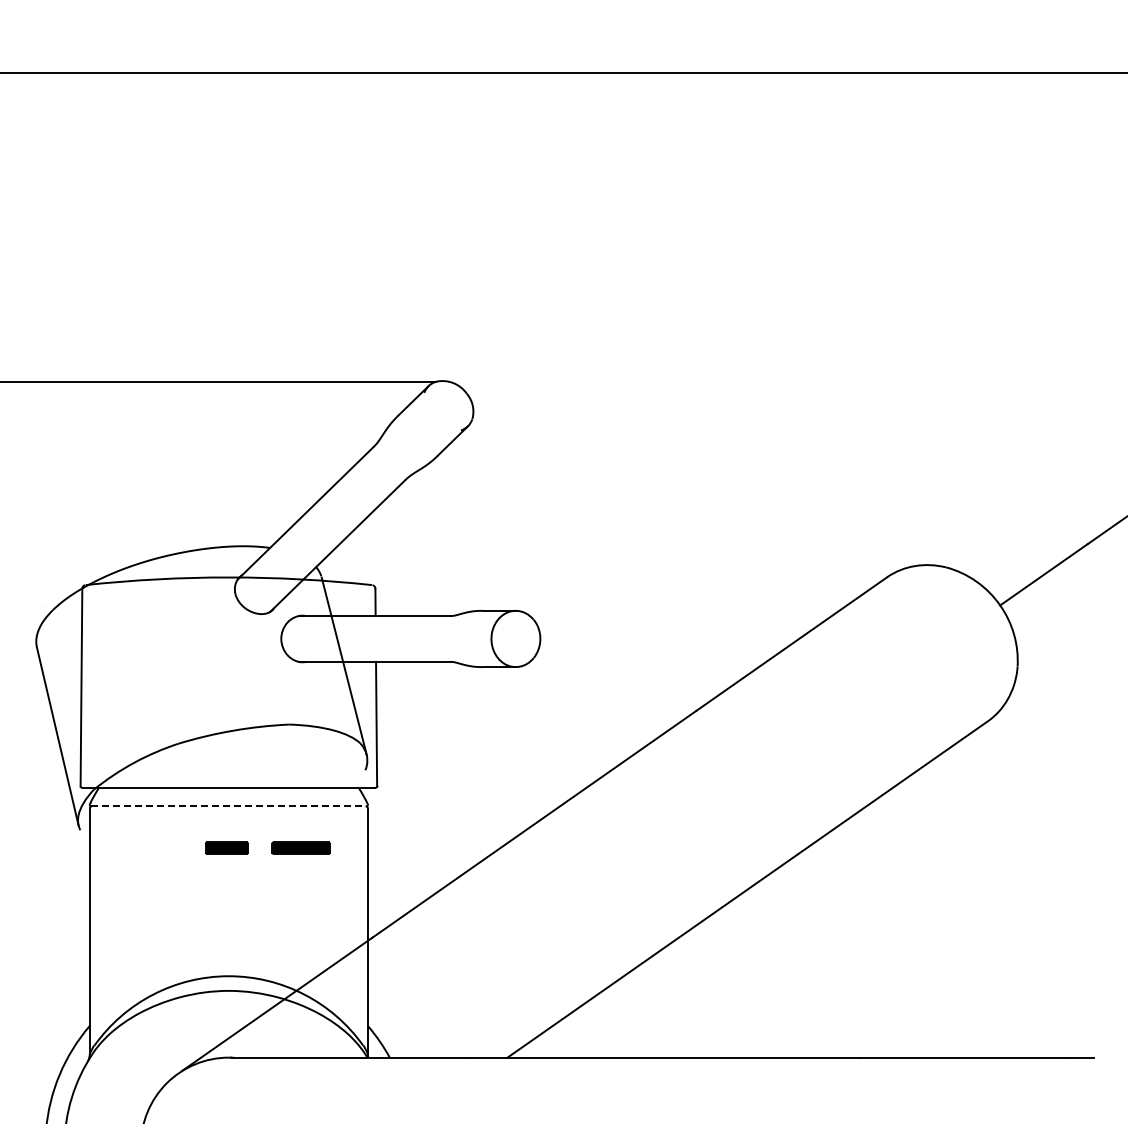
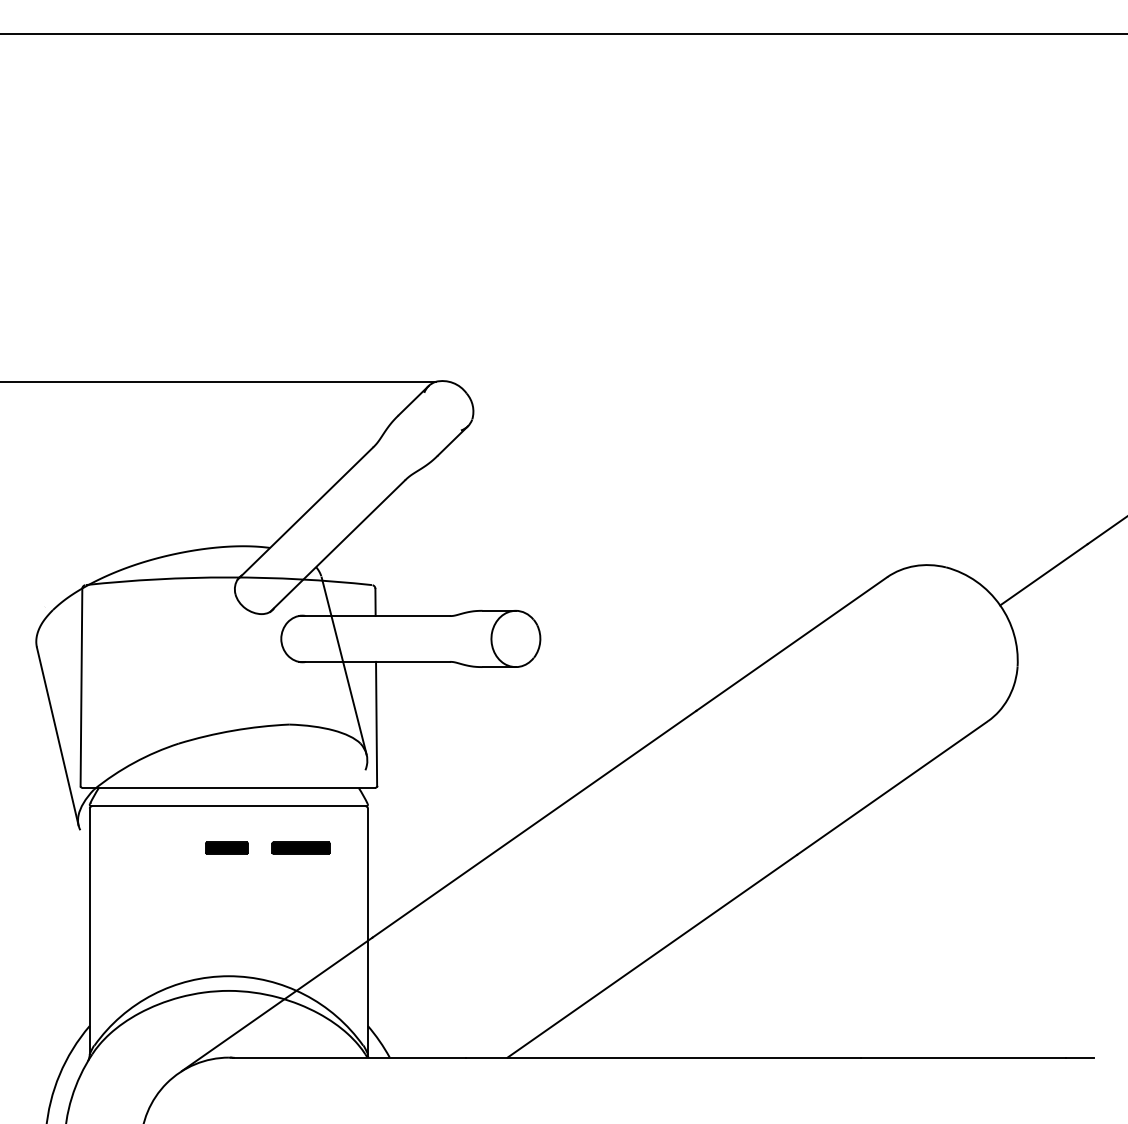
line position: (563, 72) -> (563, 33) (563, 33)
line: dashed -> solid (228, 806)
